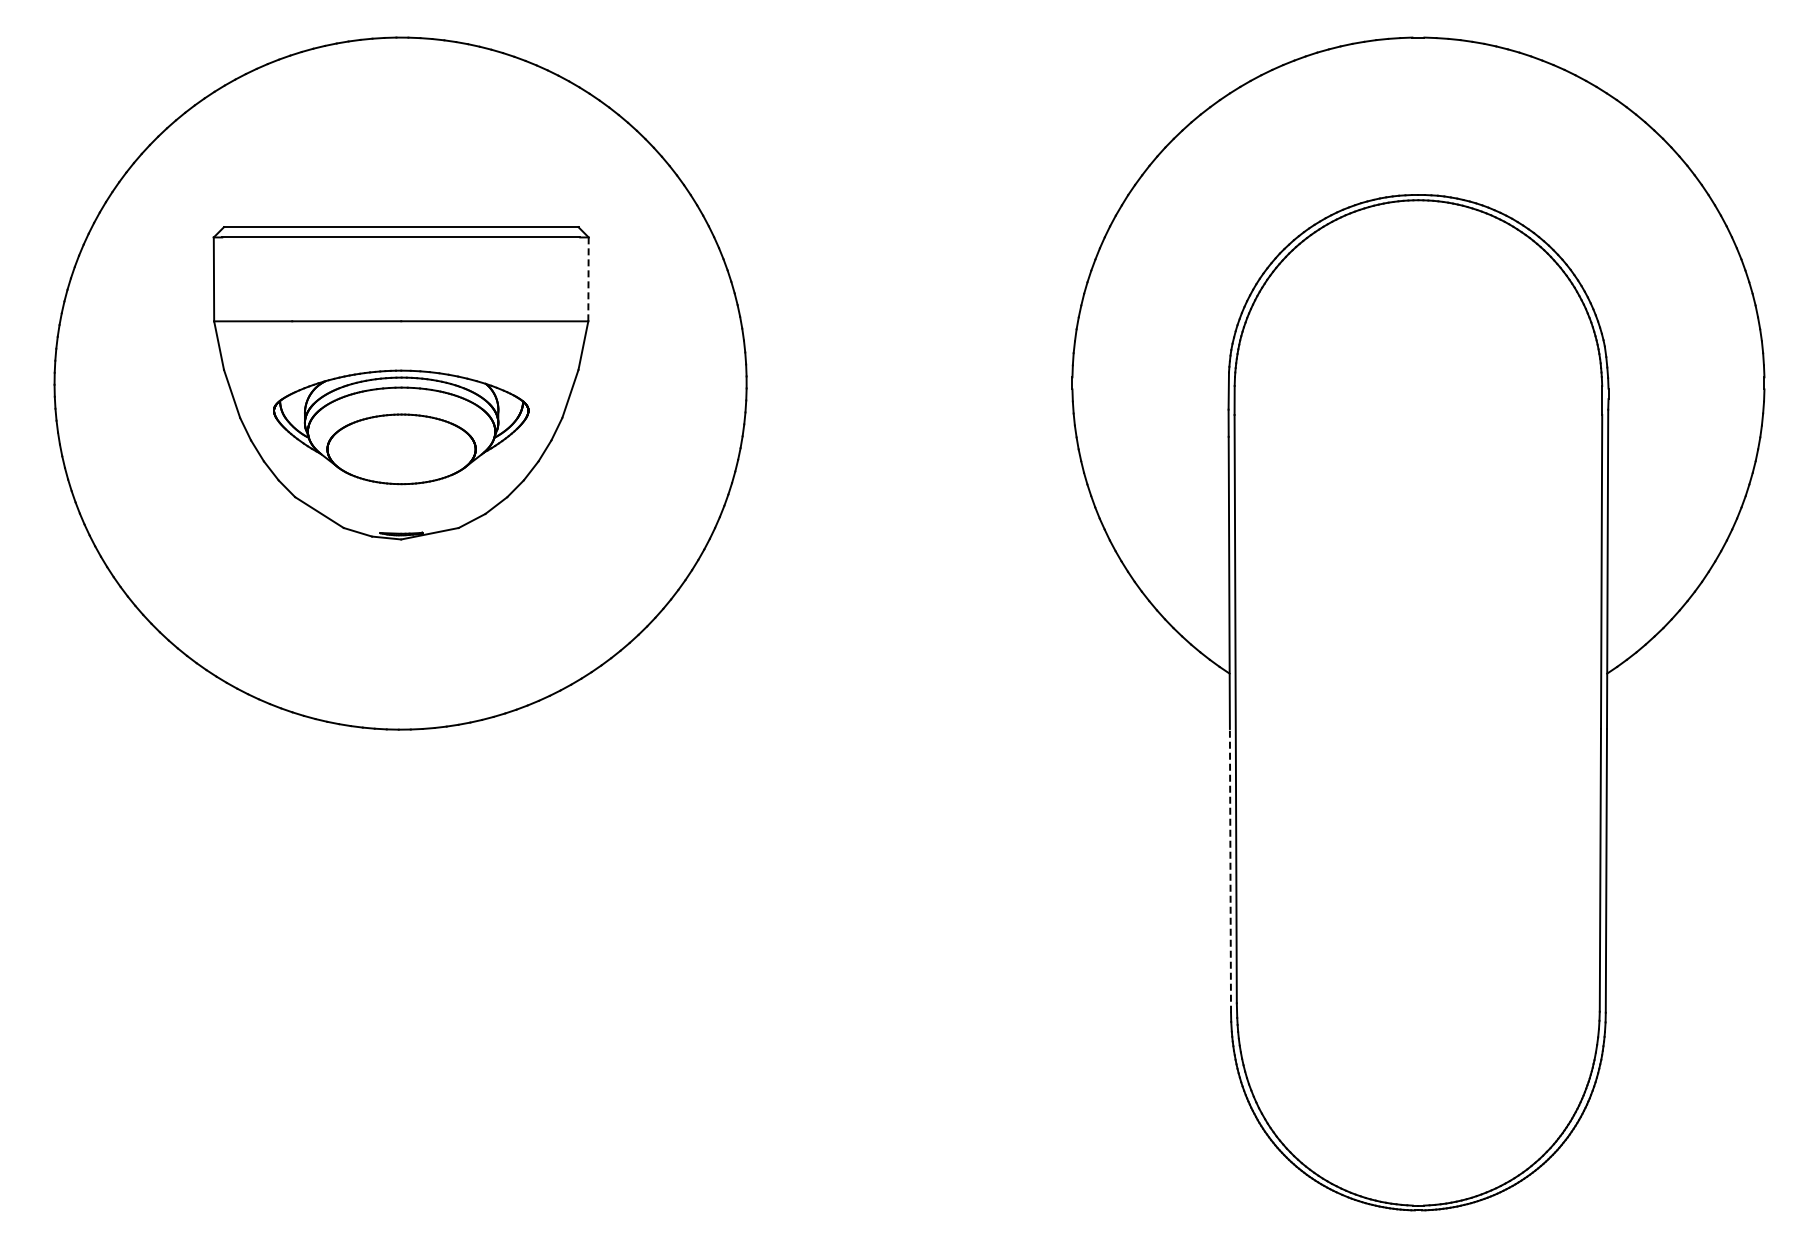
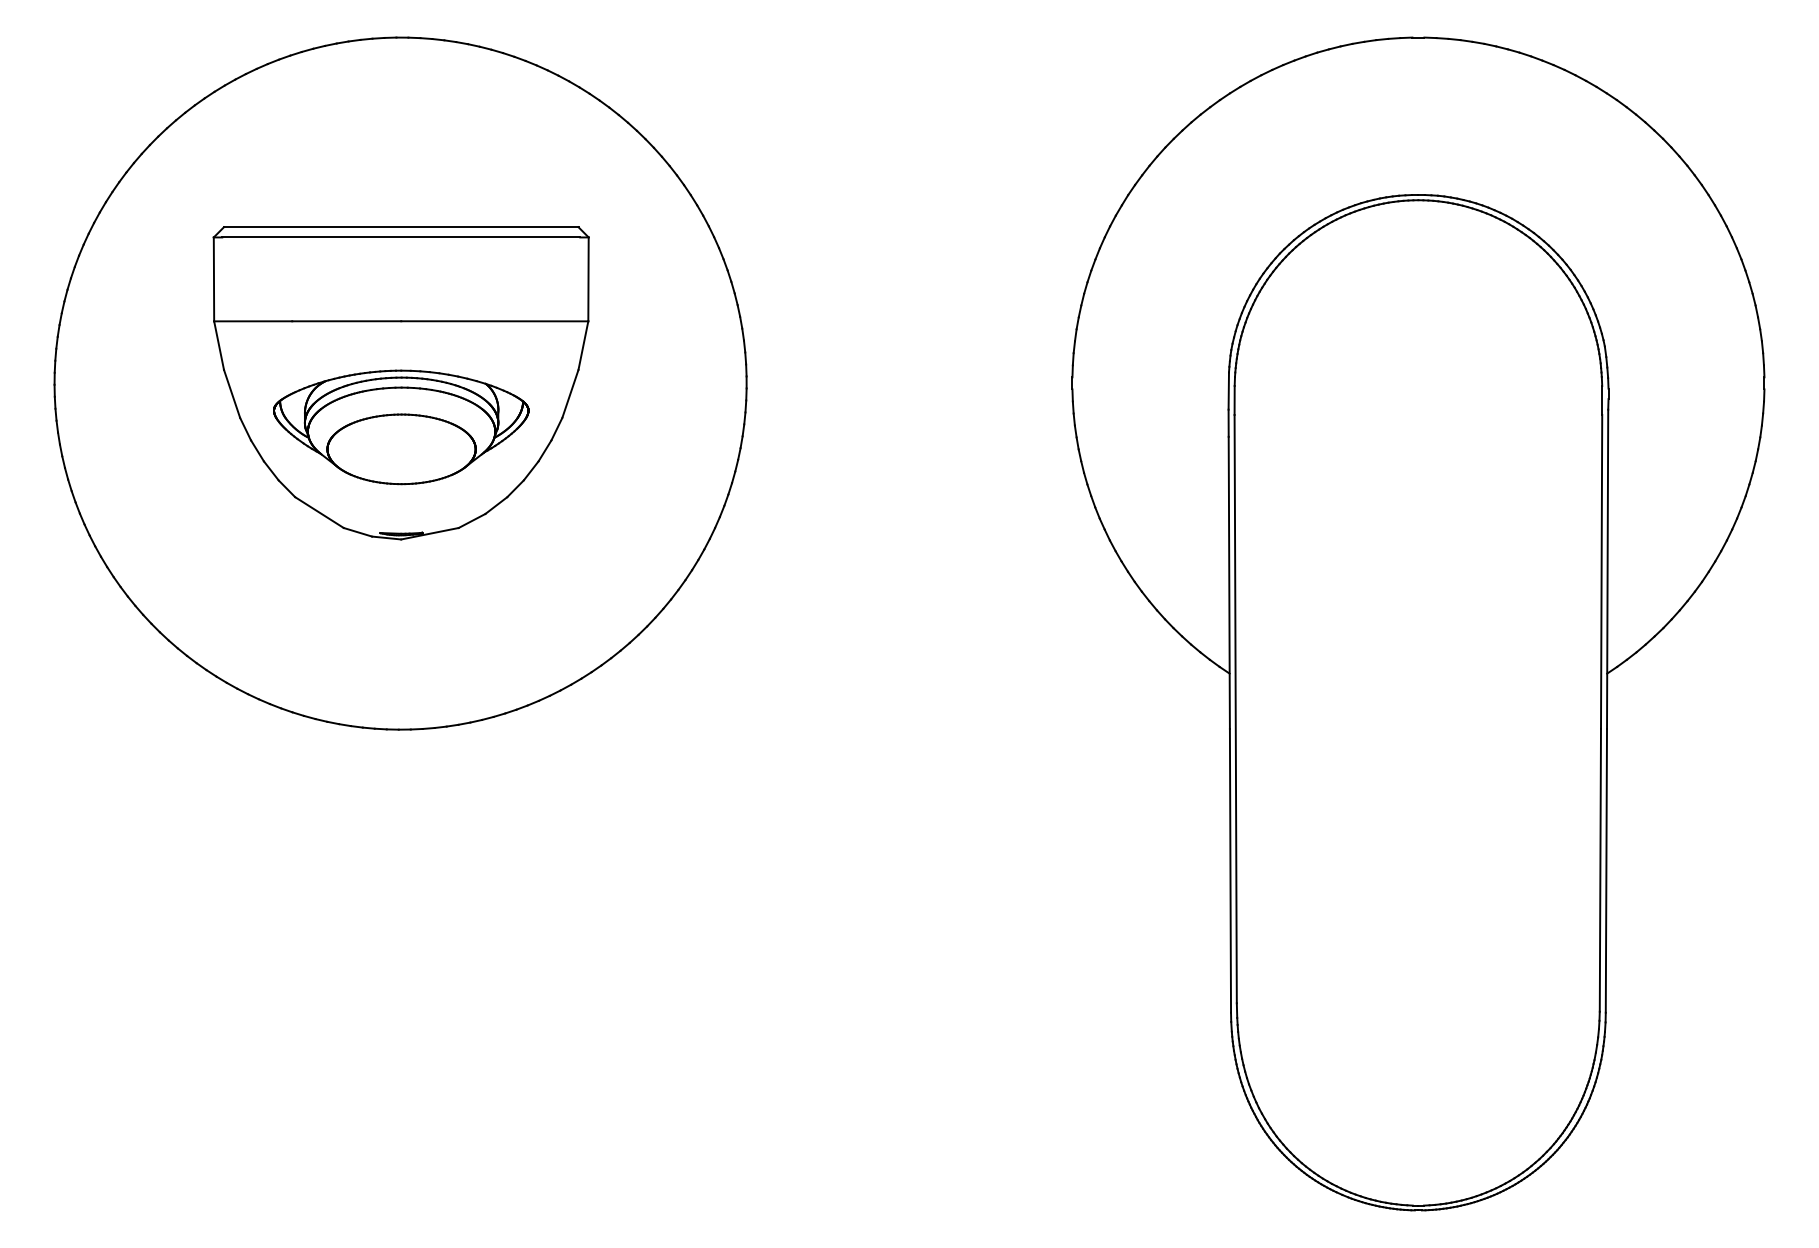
line: dashed -> solid (588, 279)
line: dashed -> solid (1230, 870)
